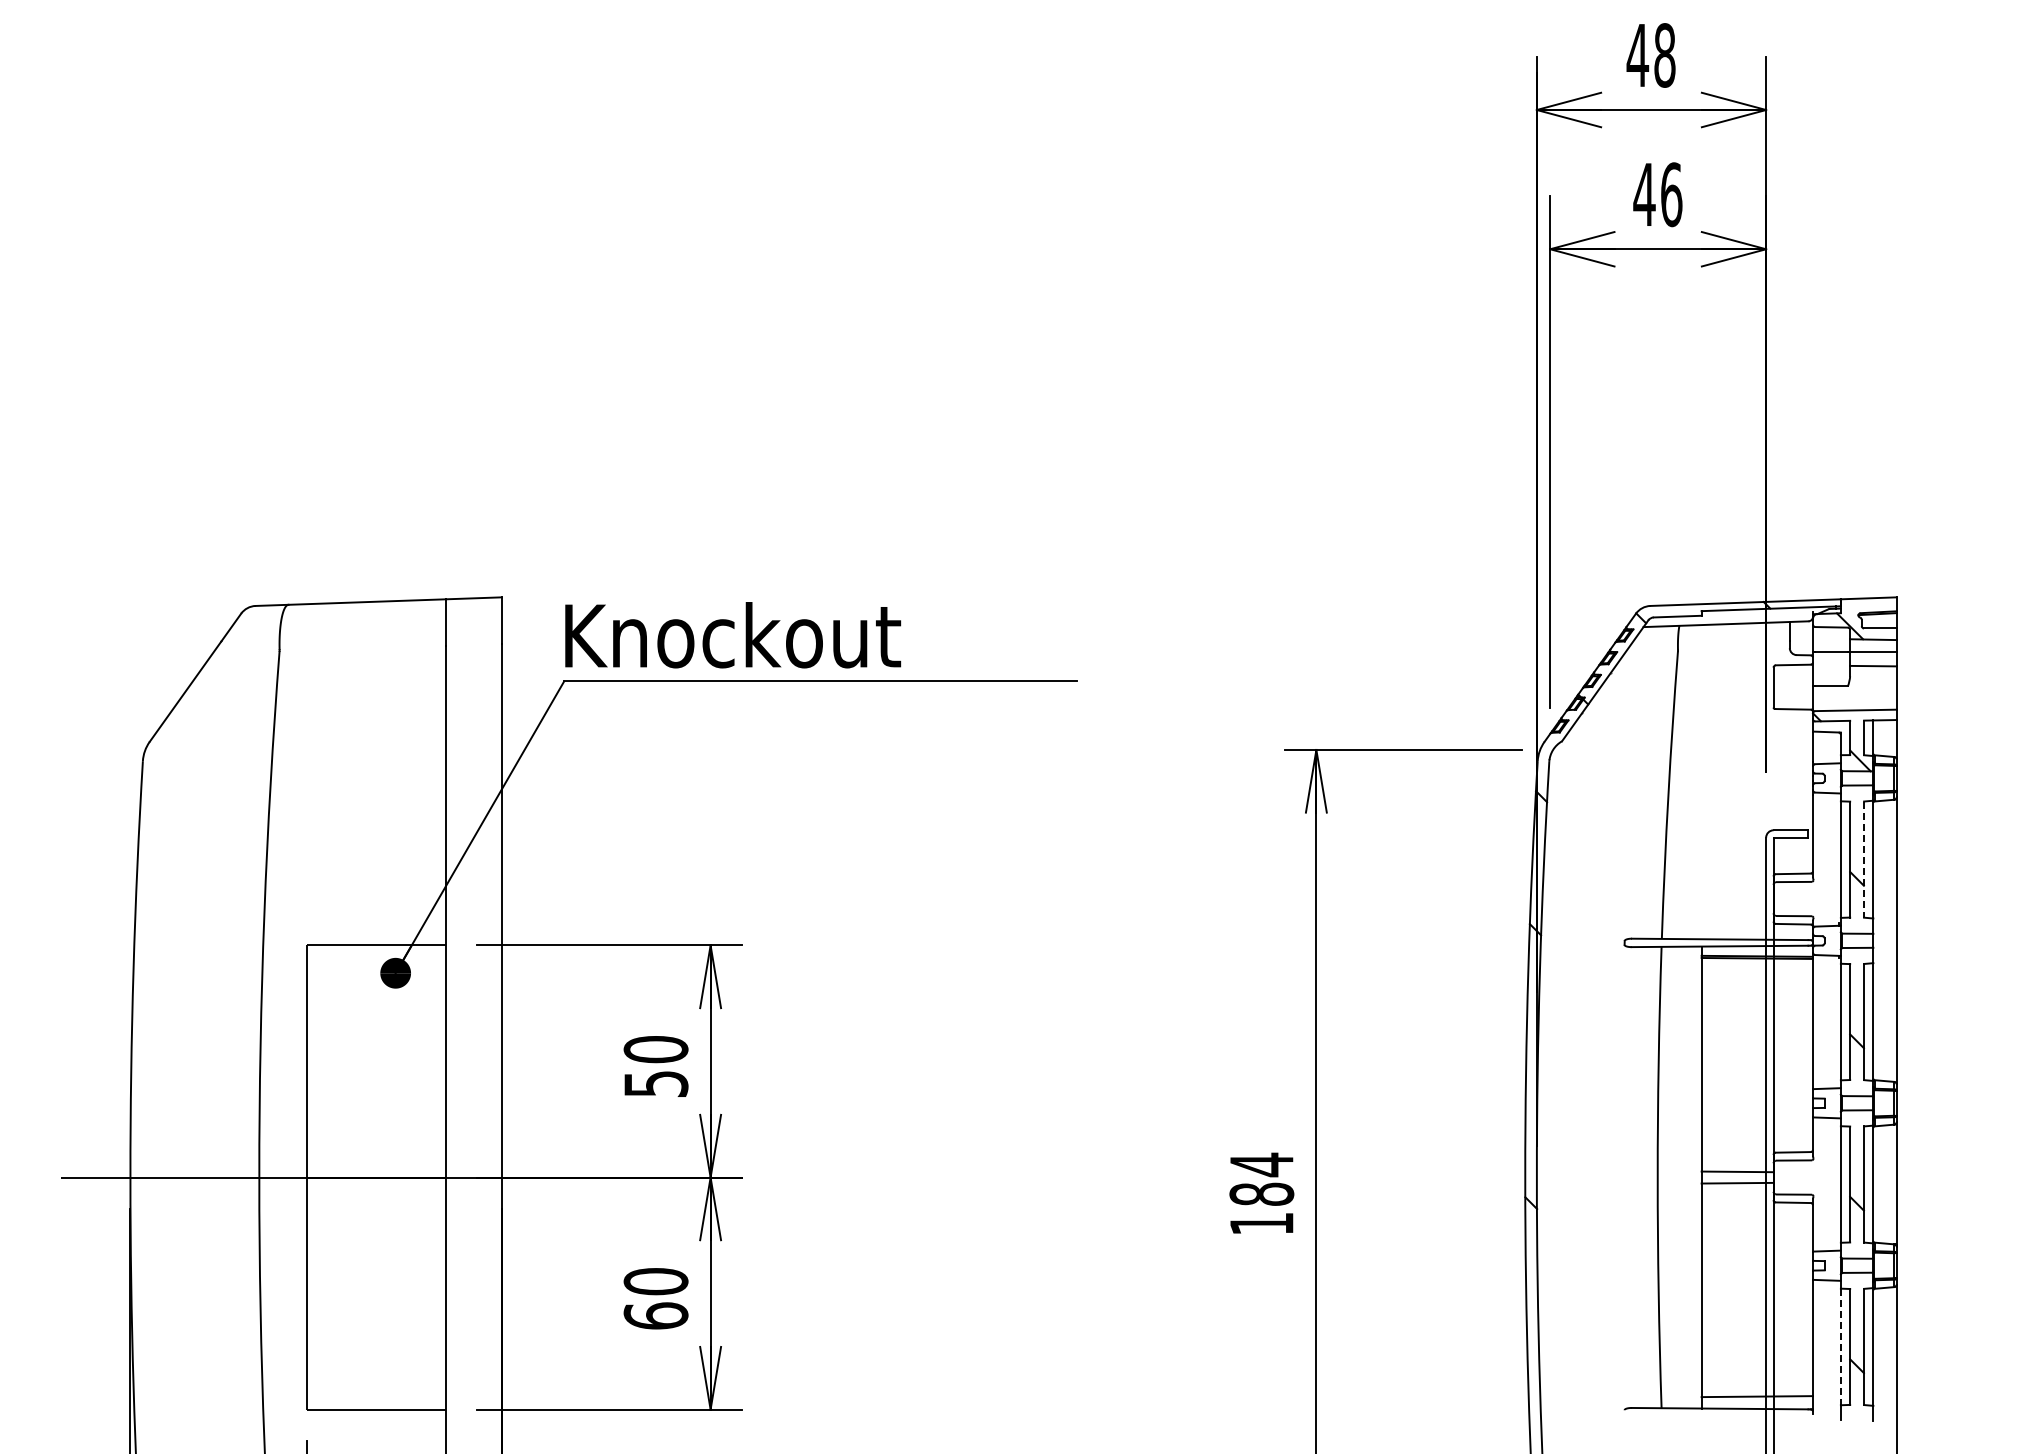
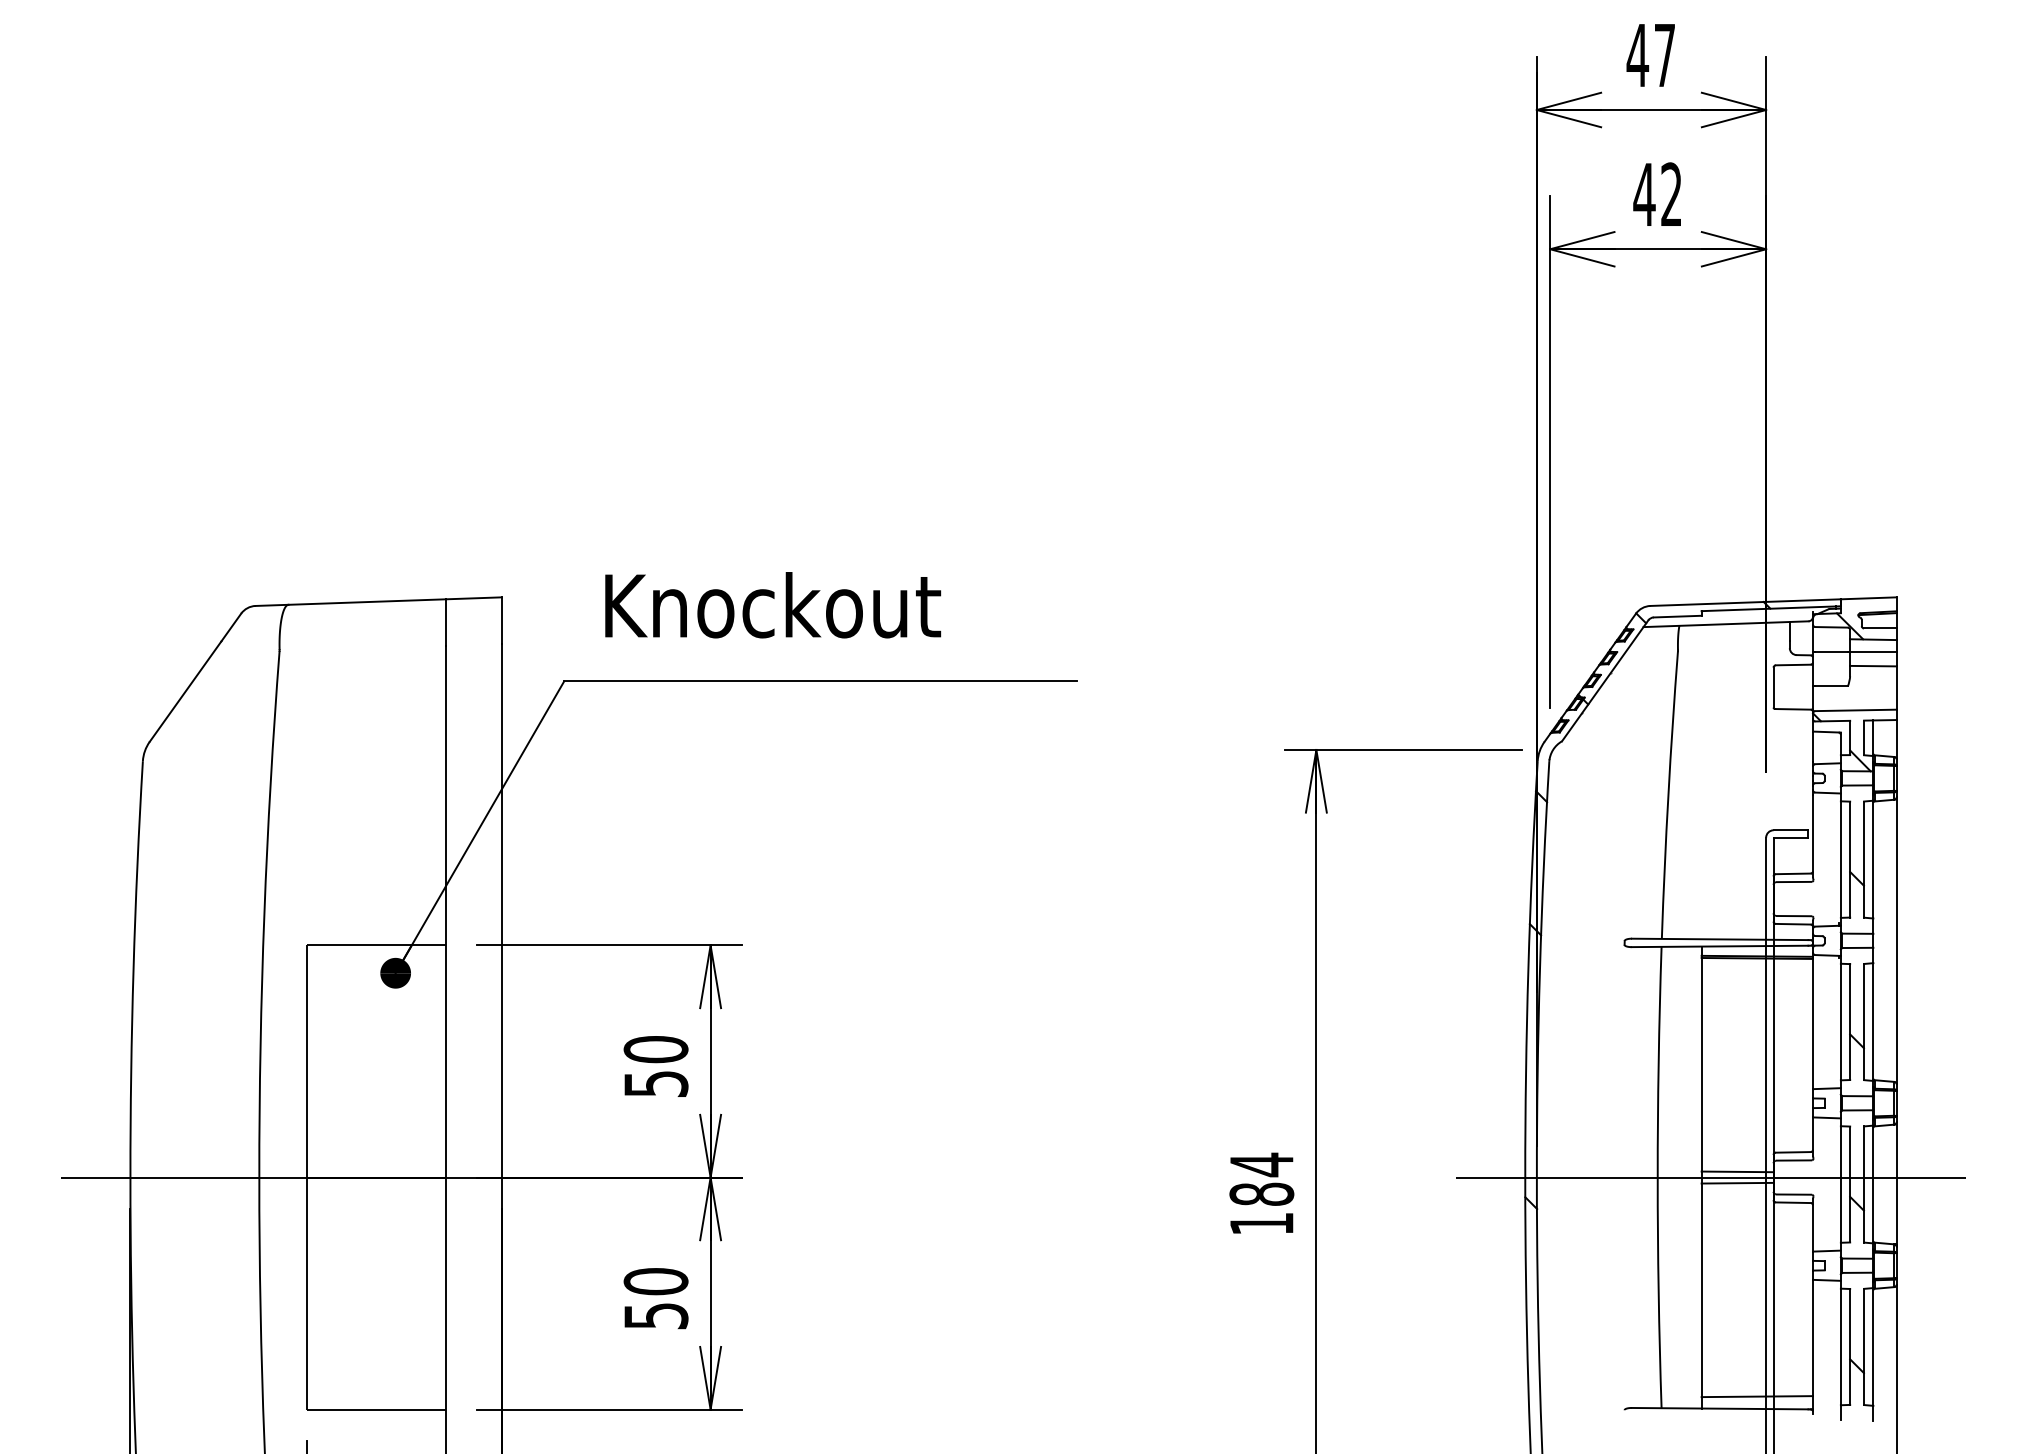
text: 48 -> 47 (1664, 55)
text: 46 -> 42 (1671, 194)
text position: (733, 635) -> (773, 605) (773, 605)
line: dashed -> solid (1864, 860)
line: none -> present (1710, 1177)
text: 60 -> 50 (655, 1315)
line: dashed -> solid (1840, 1347)
